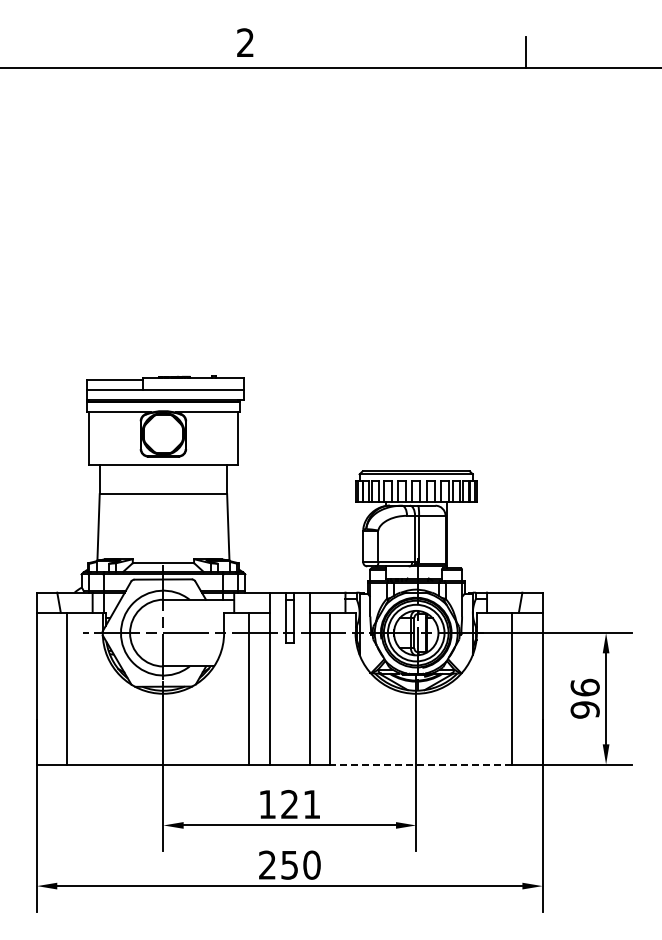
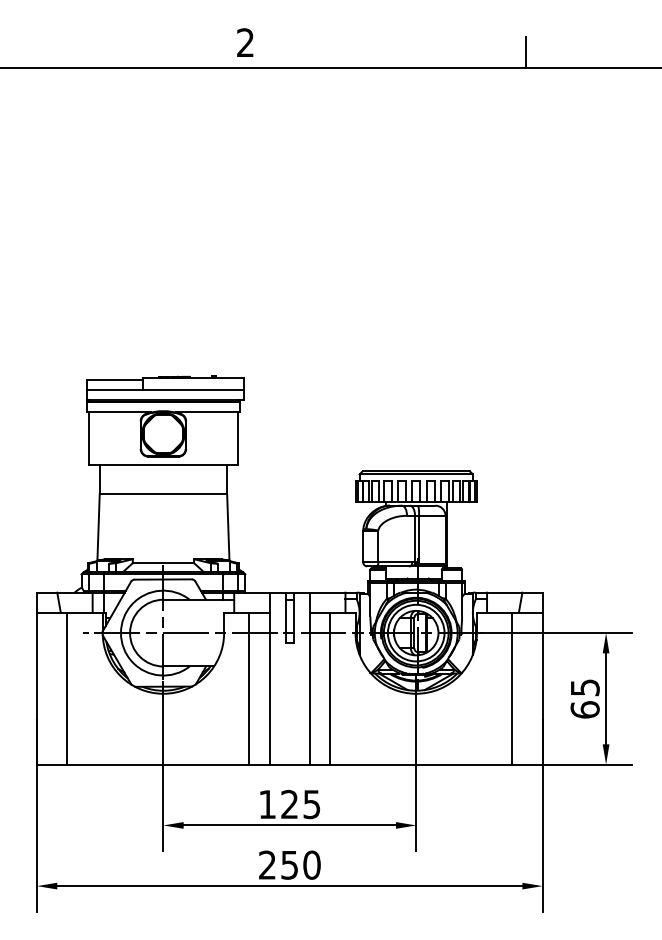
text: 96 -> 65 (584, 698)
line: dashed -> solid (420, 764)
text: 121 -> 125 (311, 804)
